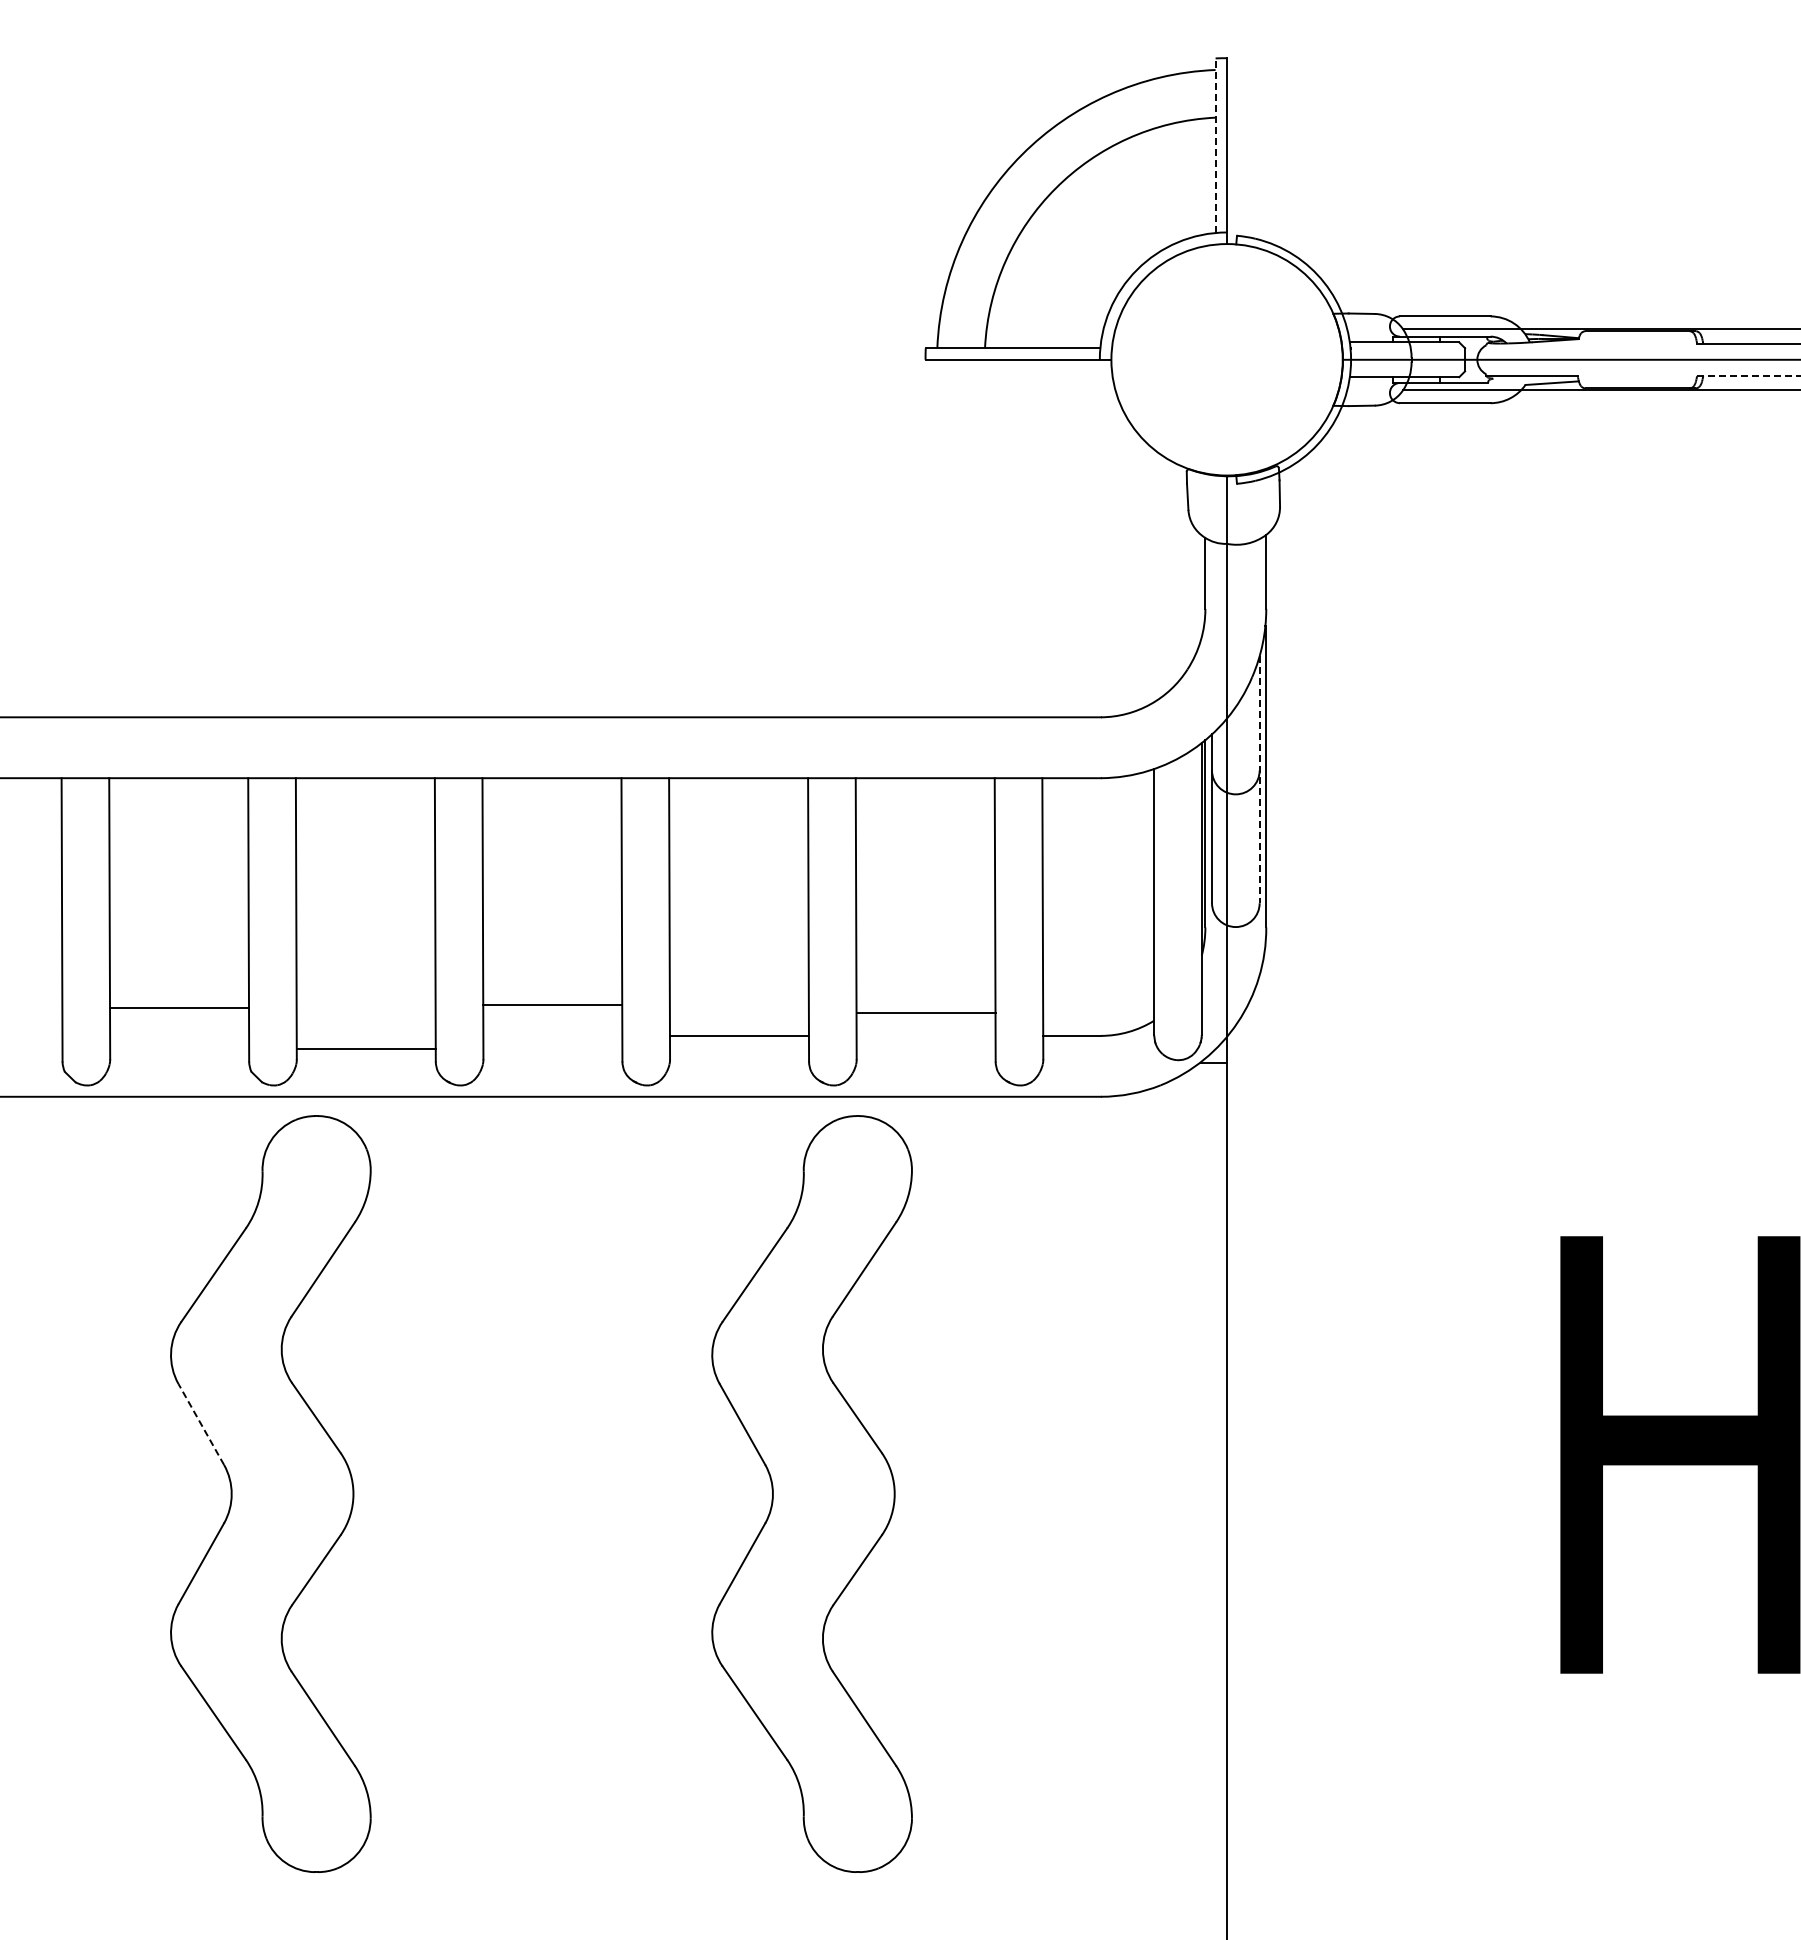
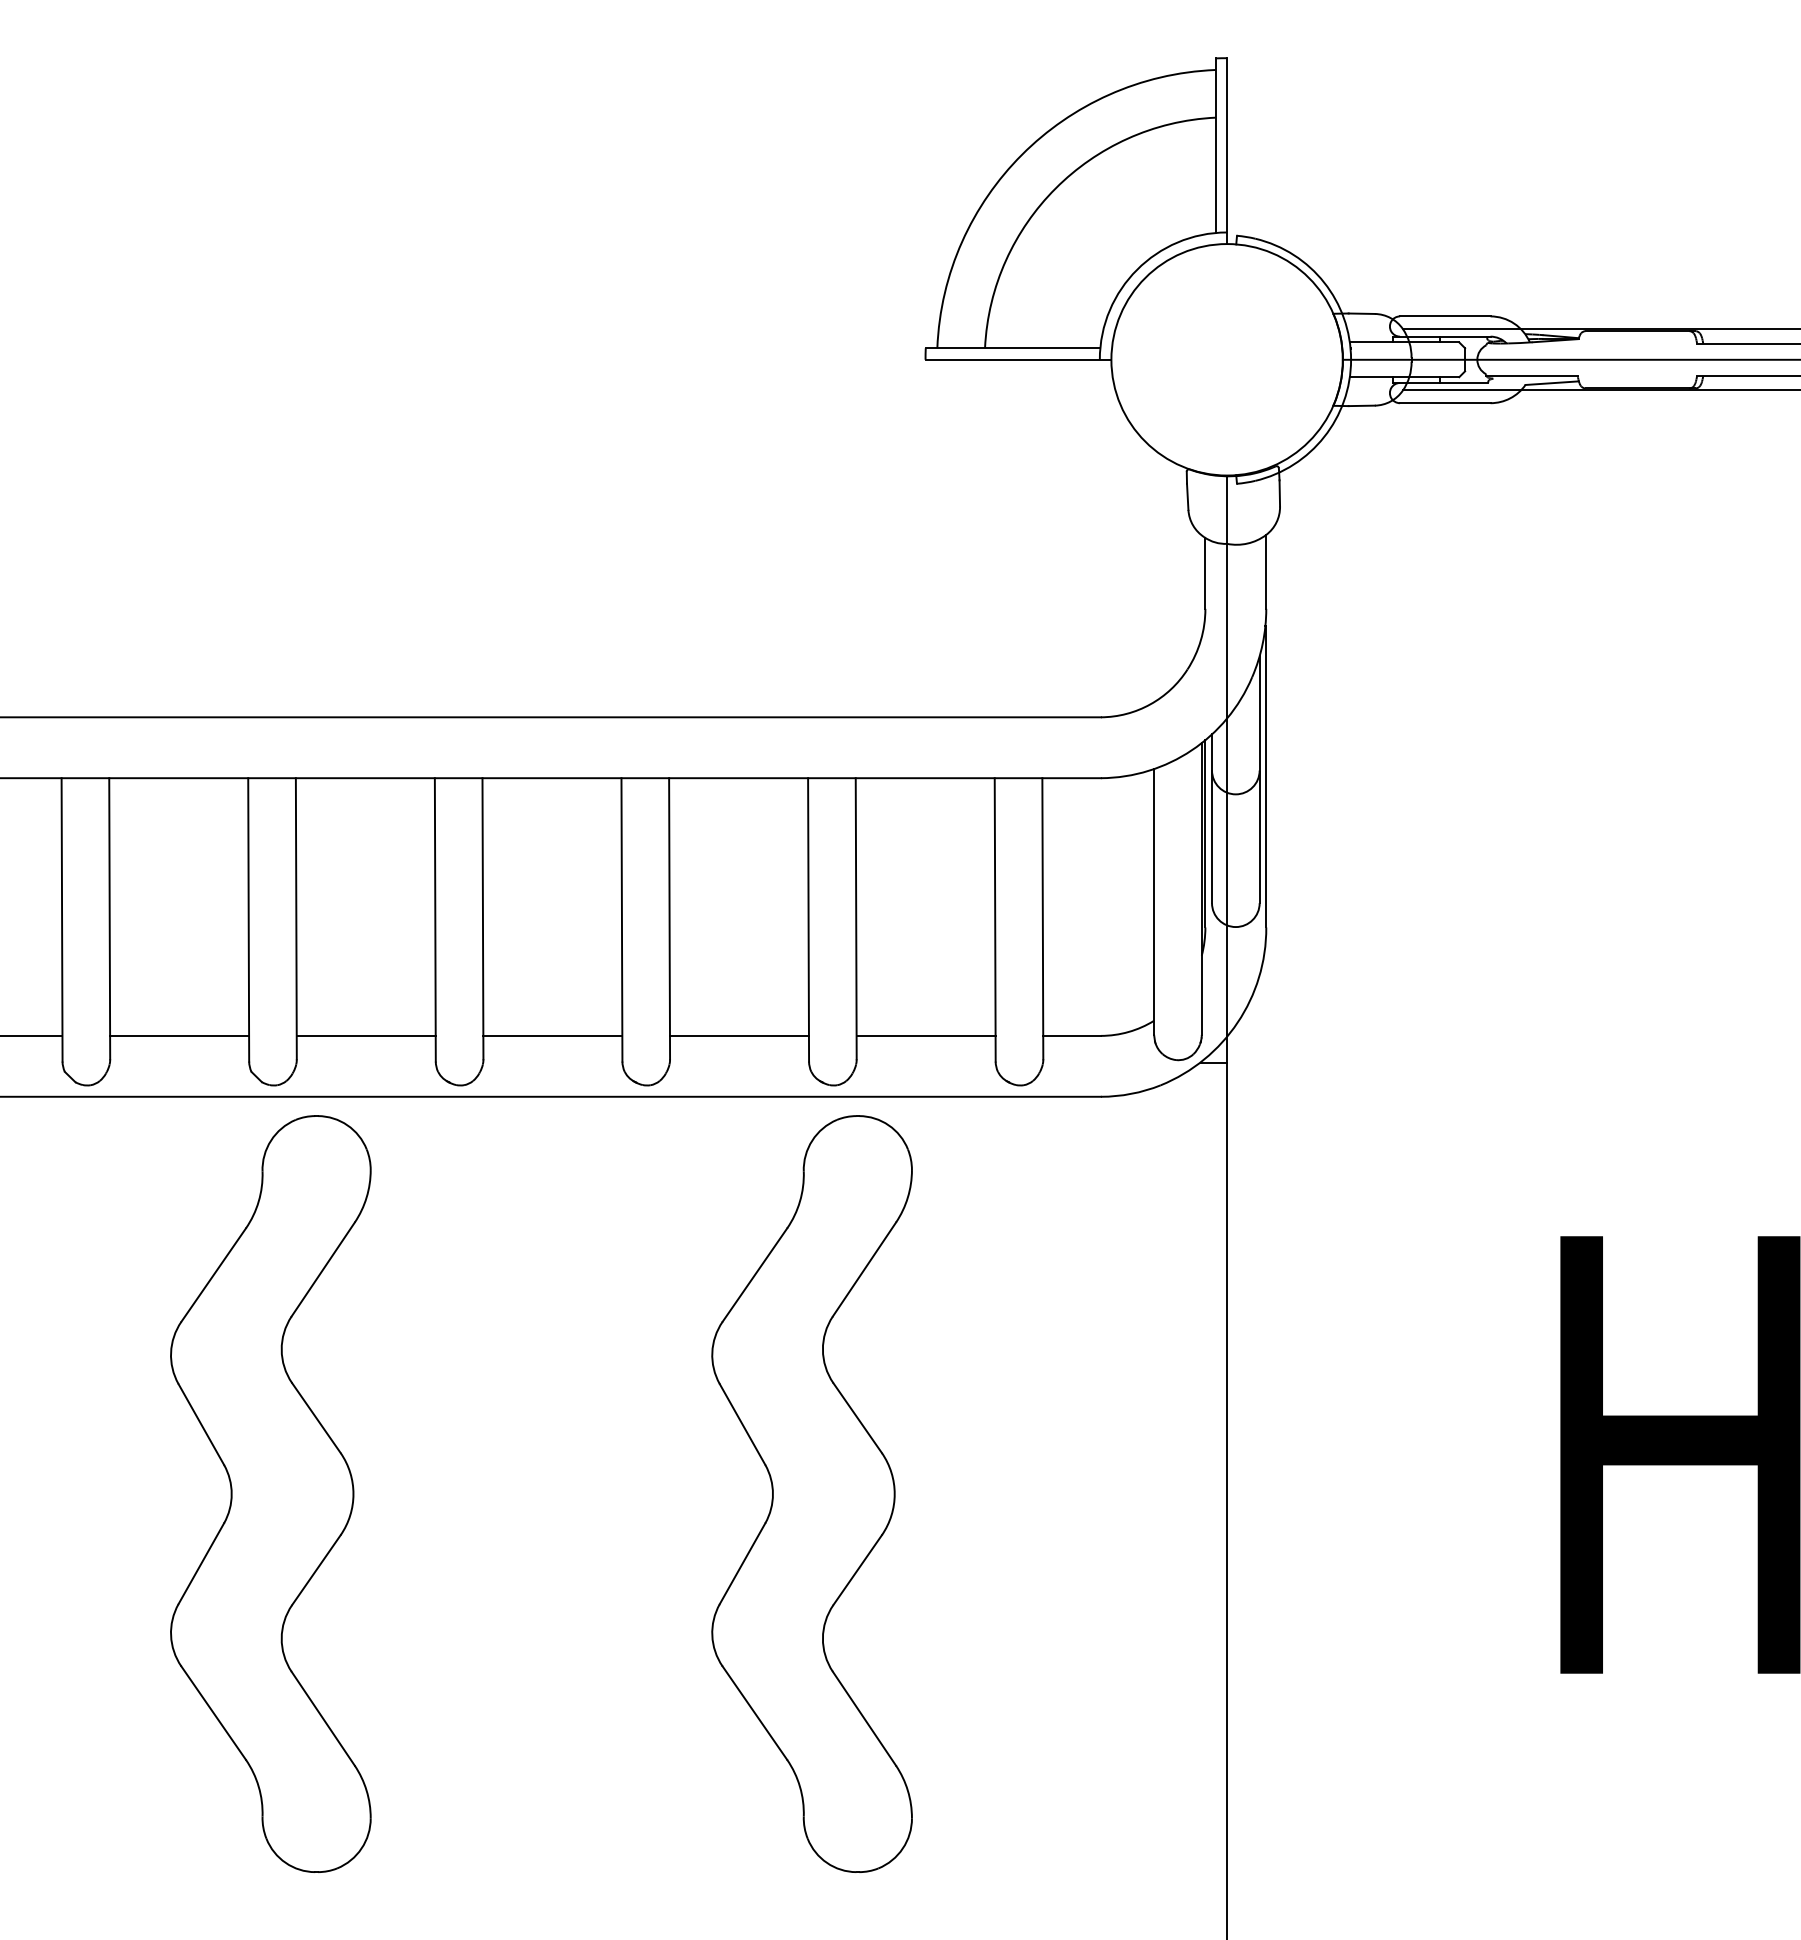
line: dashed -> solid (1215, 145)
line: dashed -> solid (1749, 376)
line: dashed -> solid (1259, 780)
line position: (552, 1004) -> (552, 1035) (552, 1035)
line position: (179, 1007) -> (179, 1035) (179, 1035)
line position: (925, 1012) -> (925, 1035) (925, 1035)
line: none -> present (32, 1035)
line position: (365, 1048) -> (365, 1035) (365, 1035)
line: dashed -> solid (201, 1424)
